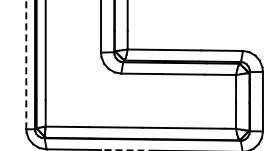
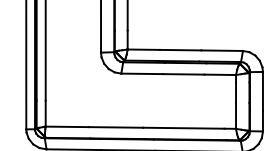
line: dashed -> solid (26, 64)
line: dashed -> solid (127, 150)
